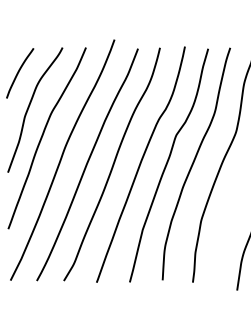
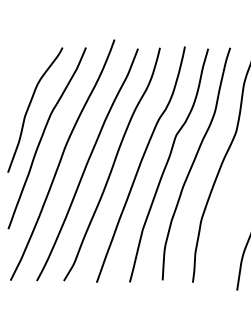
curve: present -> none (19, 72)
